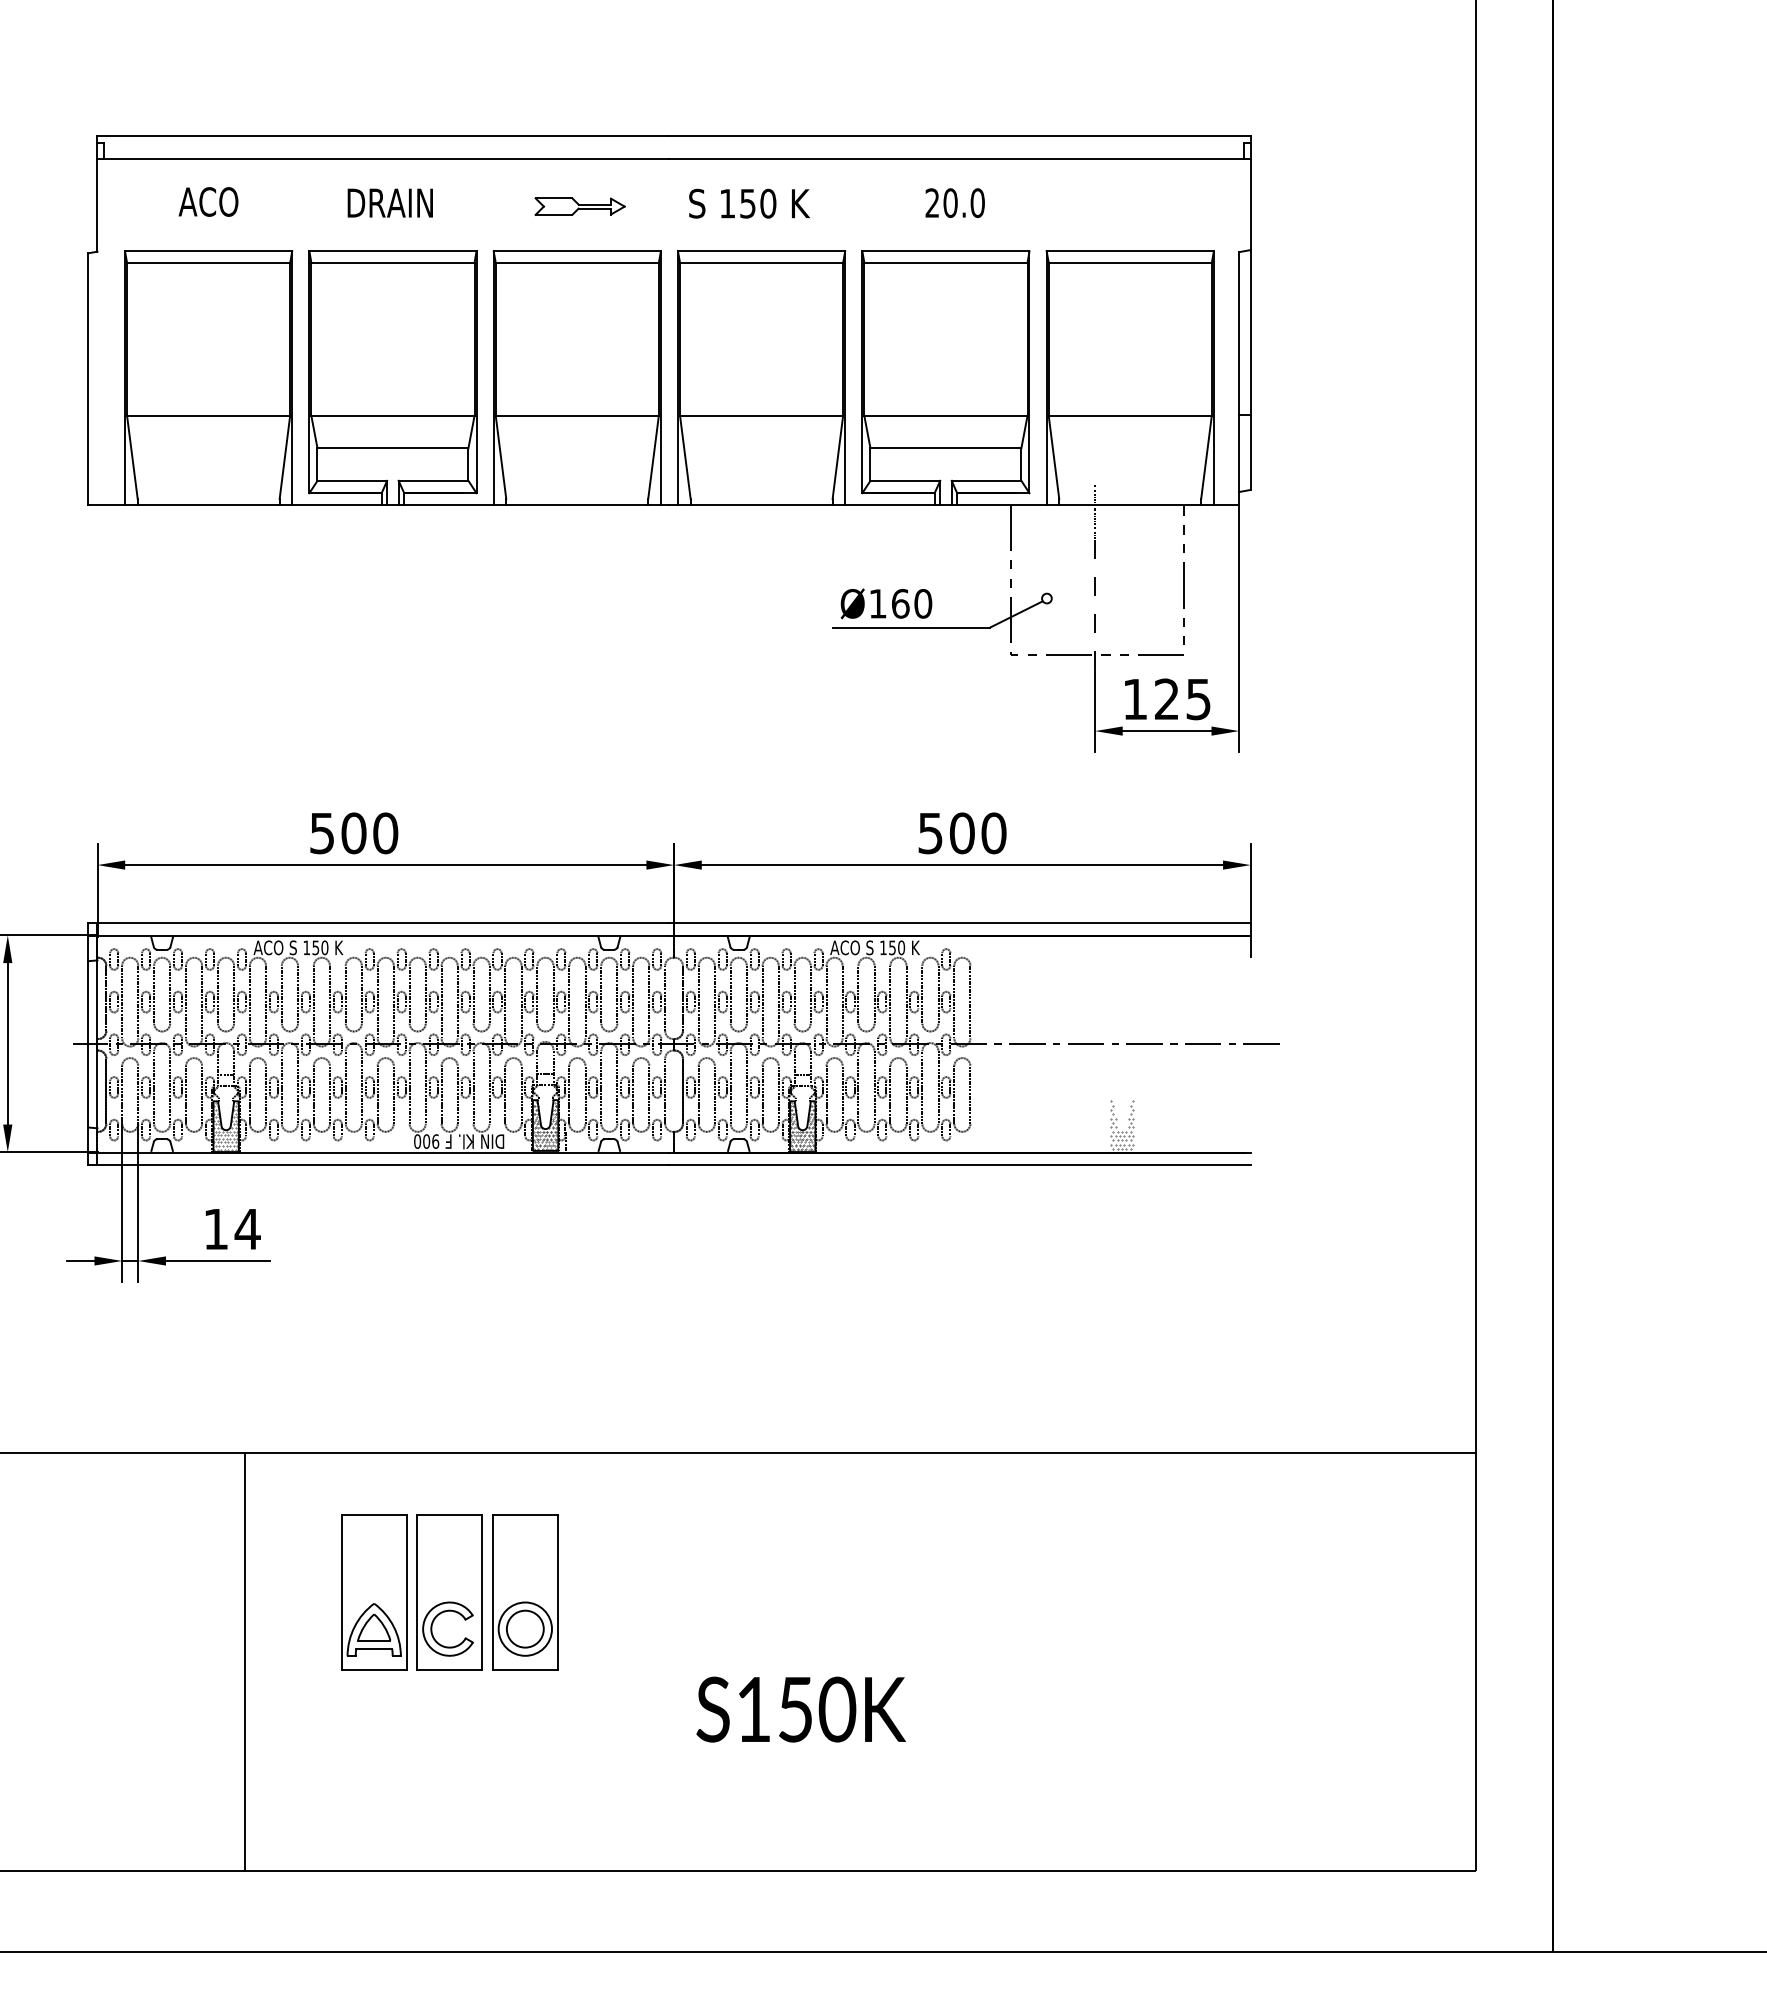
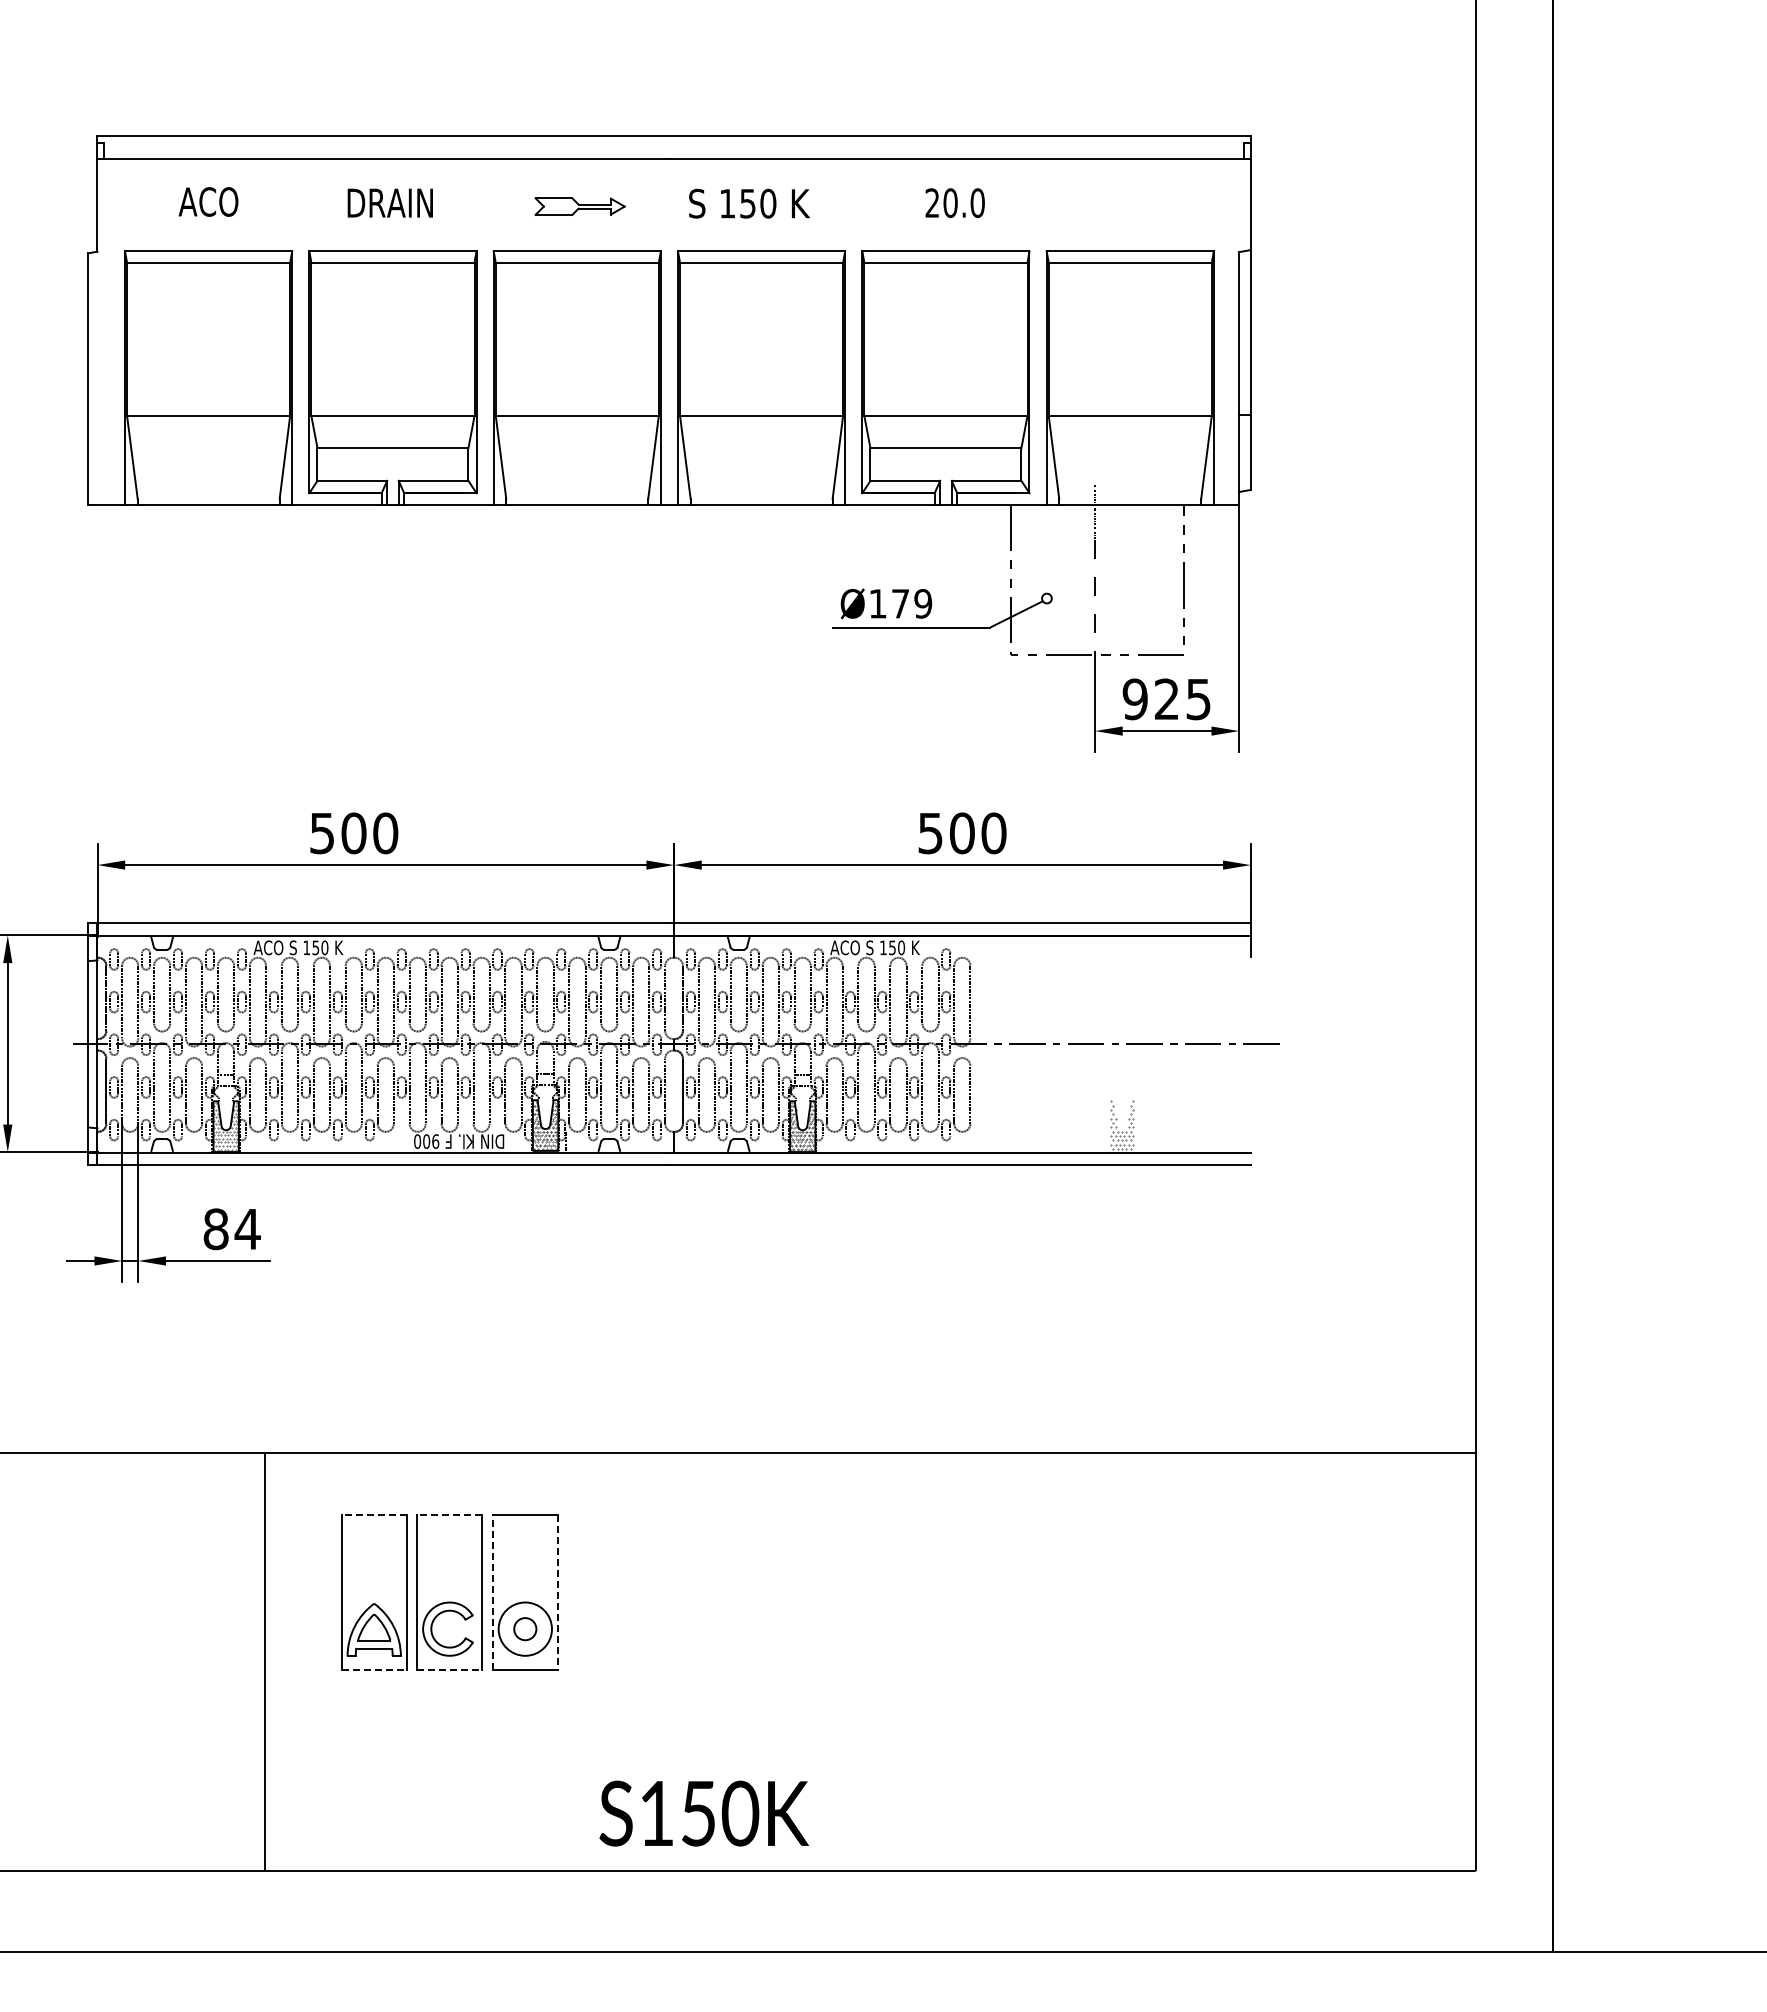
text: Ø160 -> Ø179 (912, 603)
text: 125 -> 925 (1134, 699)
text: 14 -> 84 (215, 1229)
line: solid -> dashed (374, 1515)
line: solid -> dashed (449, 1515)
line: solid -> dashed (492, 1591)
line: solid -> dashed (558, 1592)
circle diameter: 37 px -> 22 px (525, 1629)
line position: (245, 1661) -> (265, 1661) (265, 1661)
line: solid -> dashed (374, 1669)
line: solid -> dashed (449, 1669)
text position: (800, 1709) -> (703, 1813) (703, 1813)
